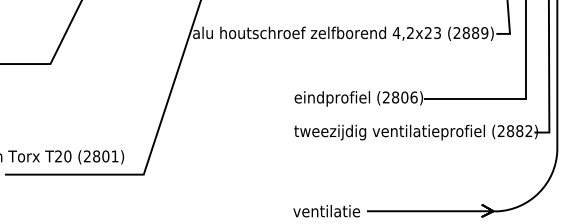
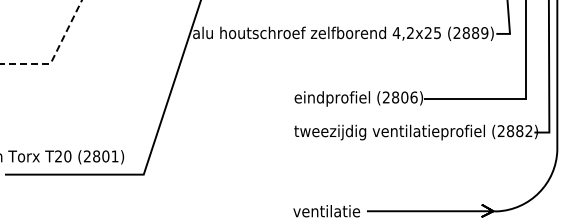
text: 4,2x23 -> 4,2x25 (437, 32)
line: solid -> dashed (54, 55)
